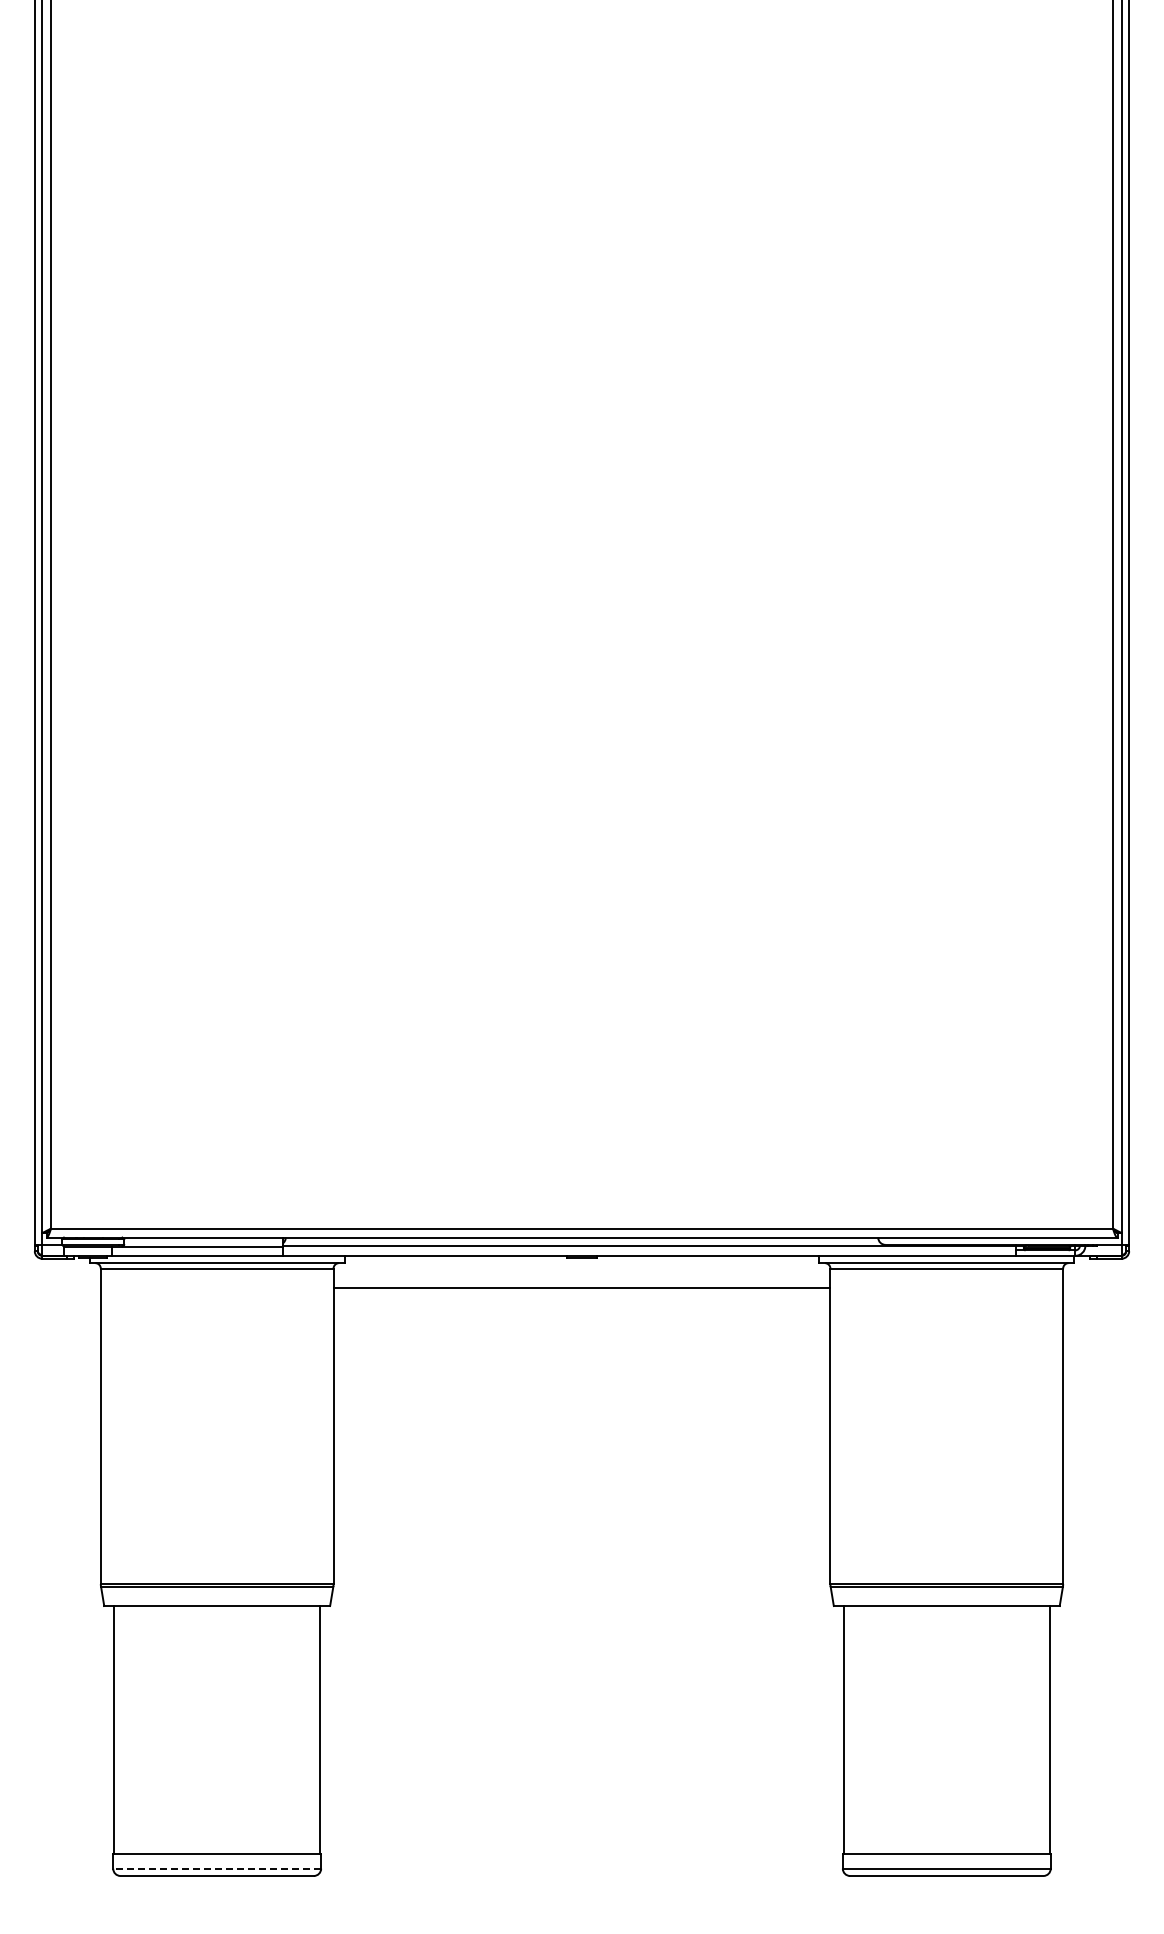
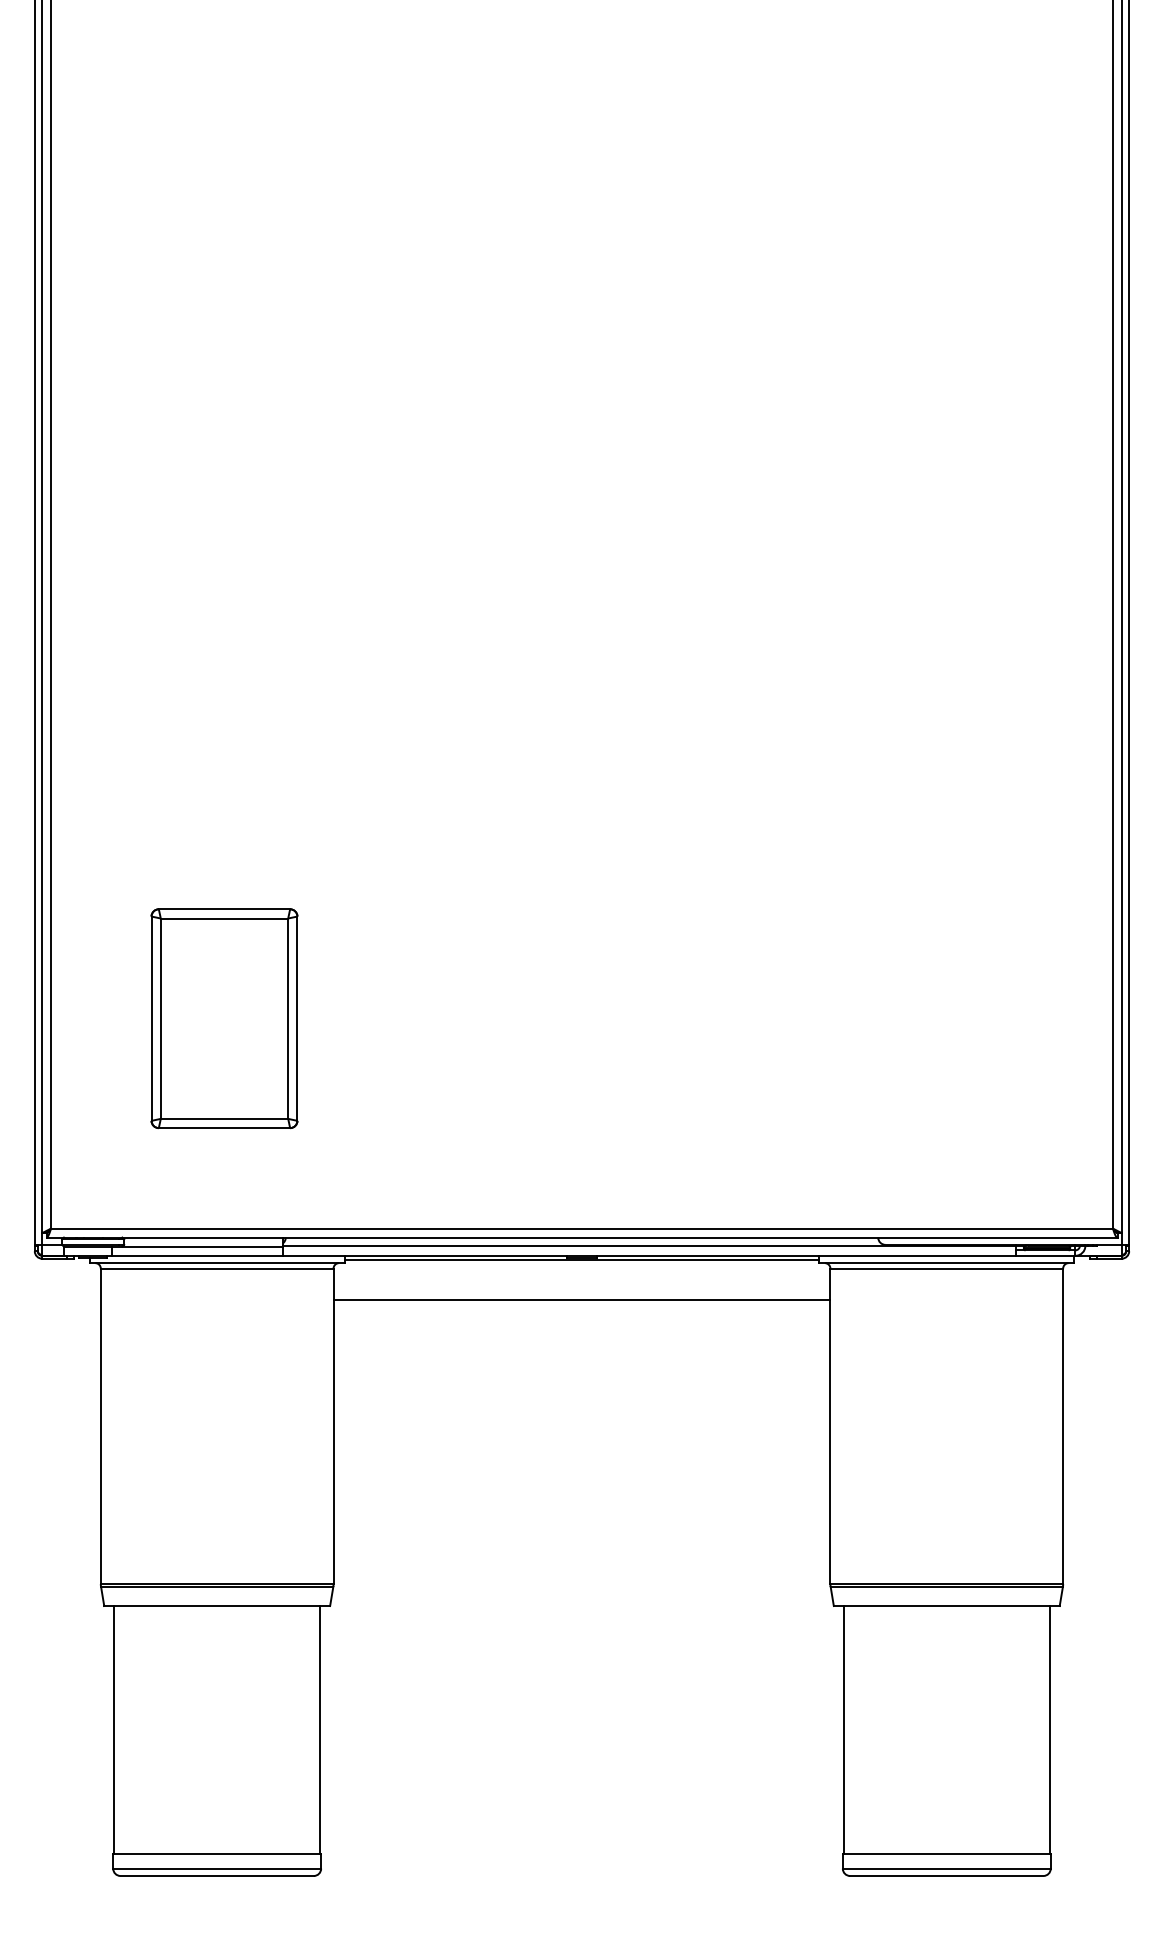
part: none -> present (224, 1018)
line: none -> present (581, 1260)
line position: (581, 1287) -> (581, 1299) (581, 1299)
line: dashed -> solid (217, 1868)
